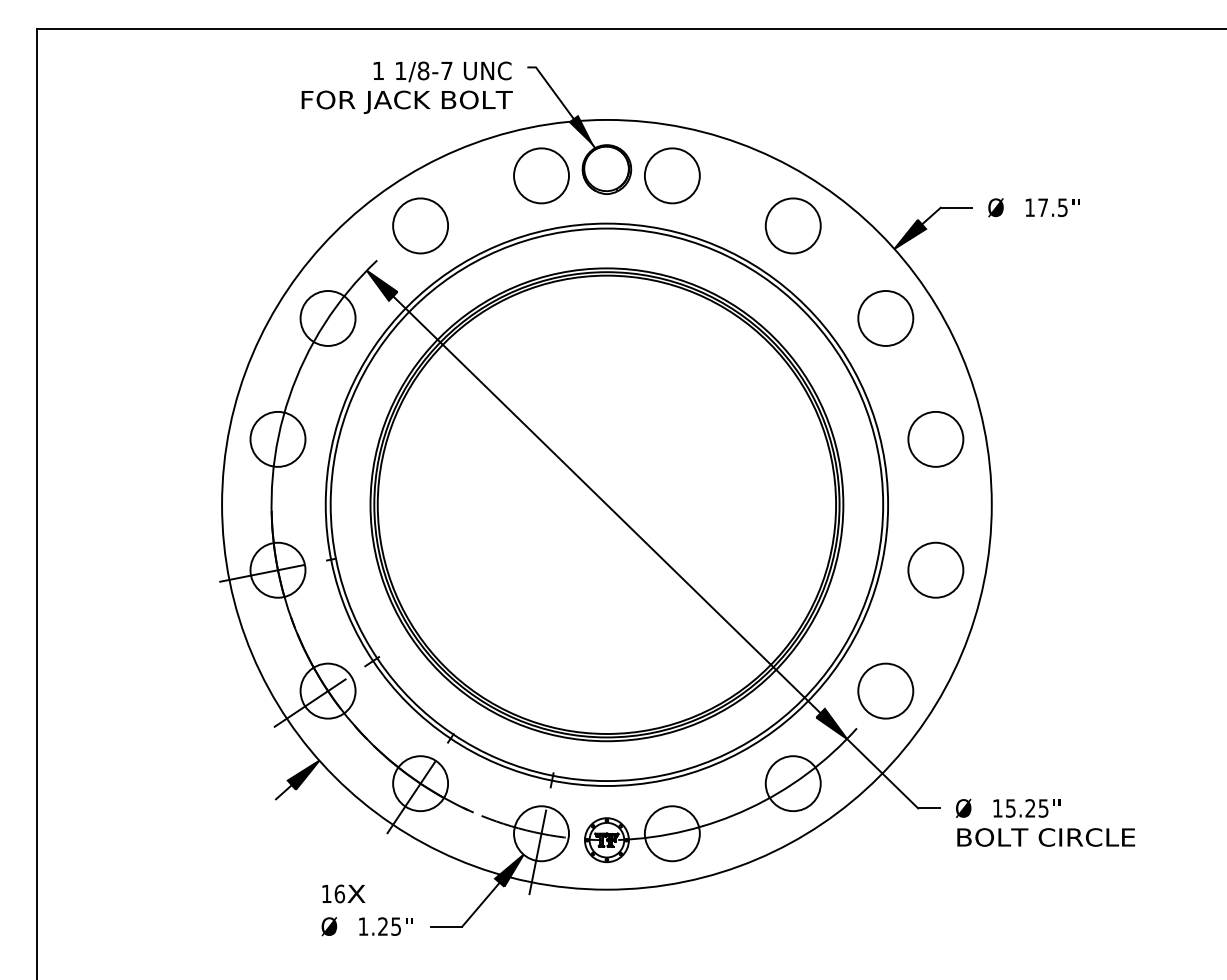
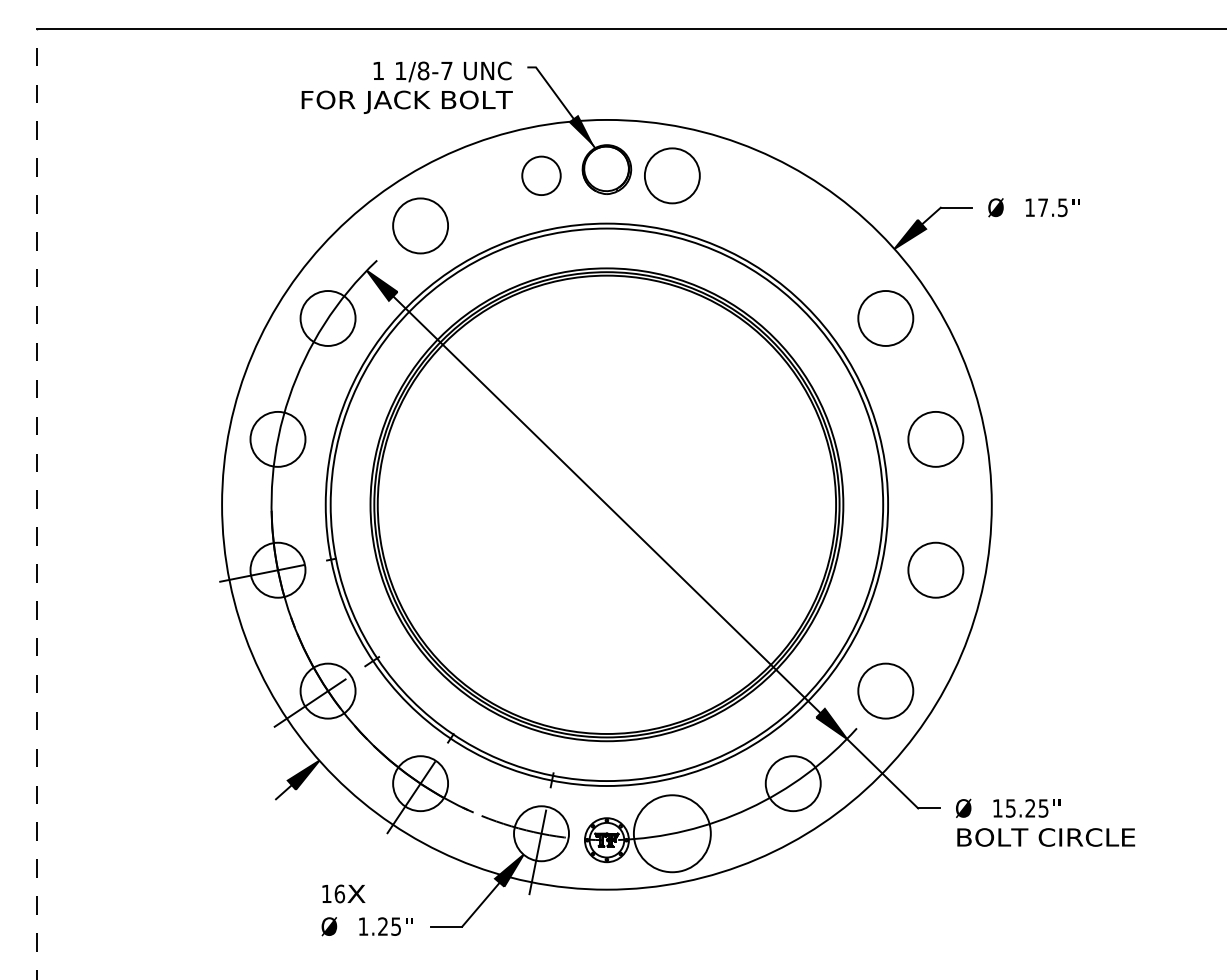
circle diameter: 55 px -> 38 px (541, 175)
circle: present -> none (792, 225)
line: solid -> dashed (36, 504)
circle diameter: 55 px -> 77 px (671, 833)
